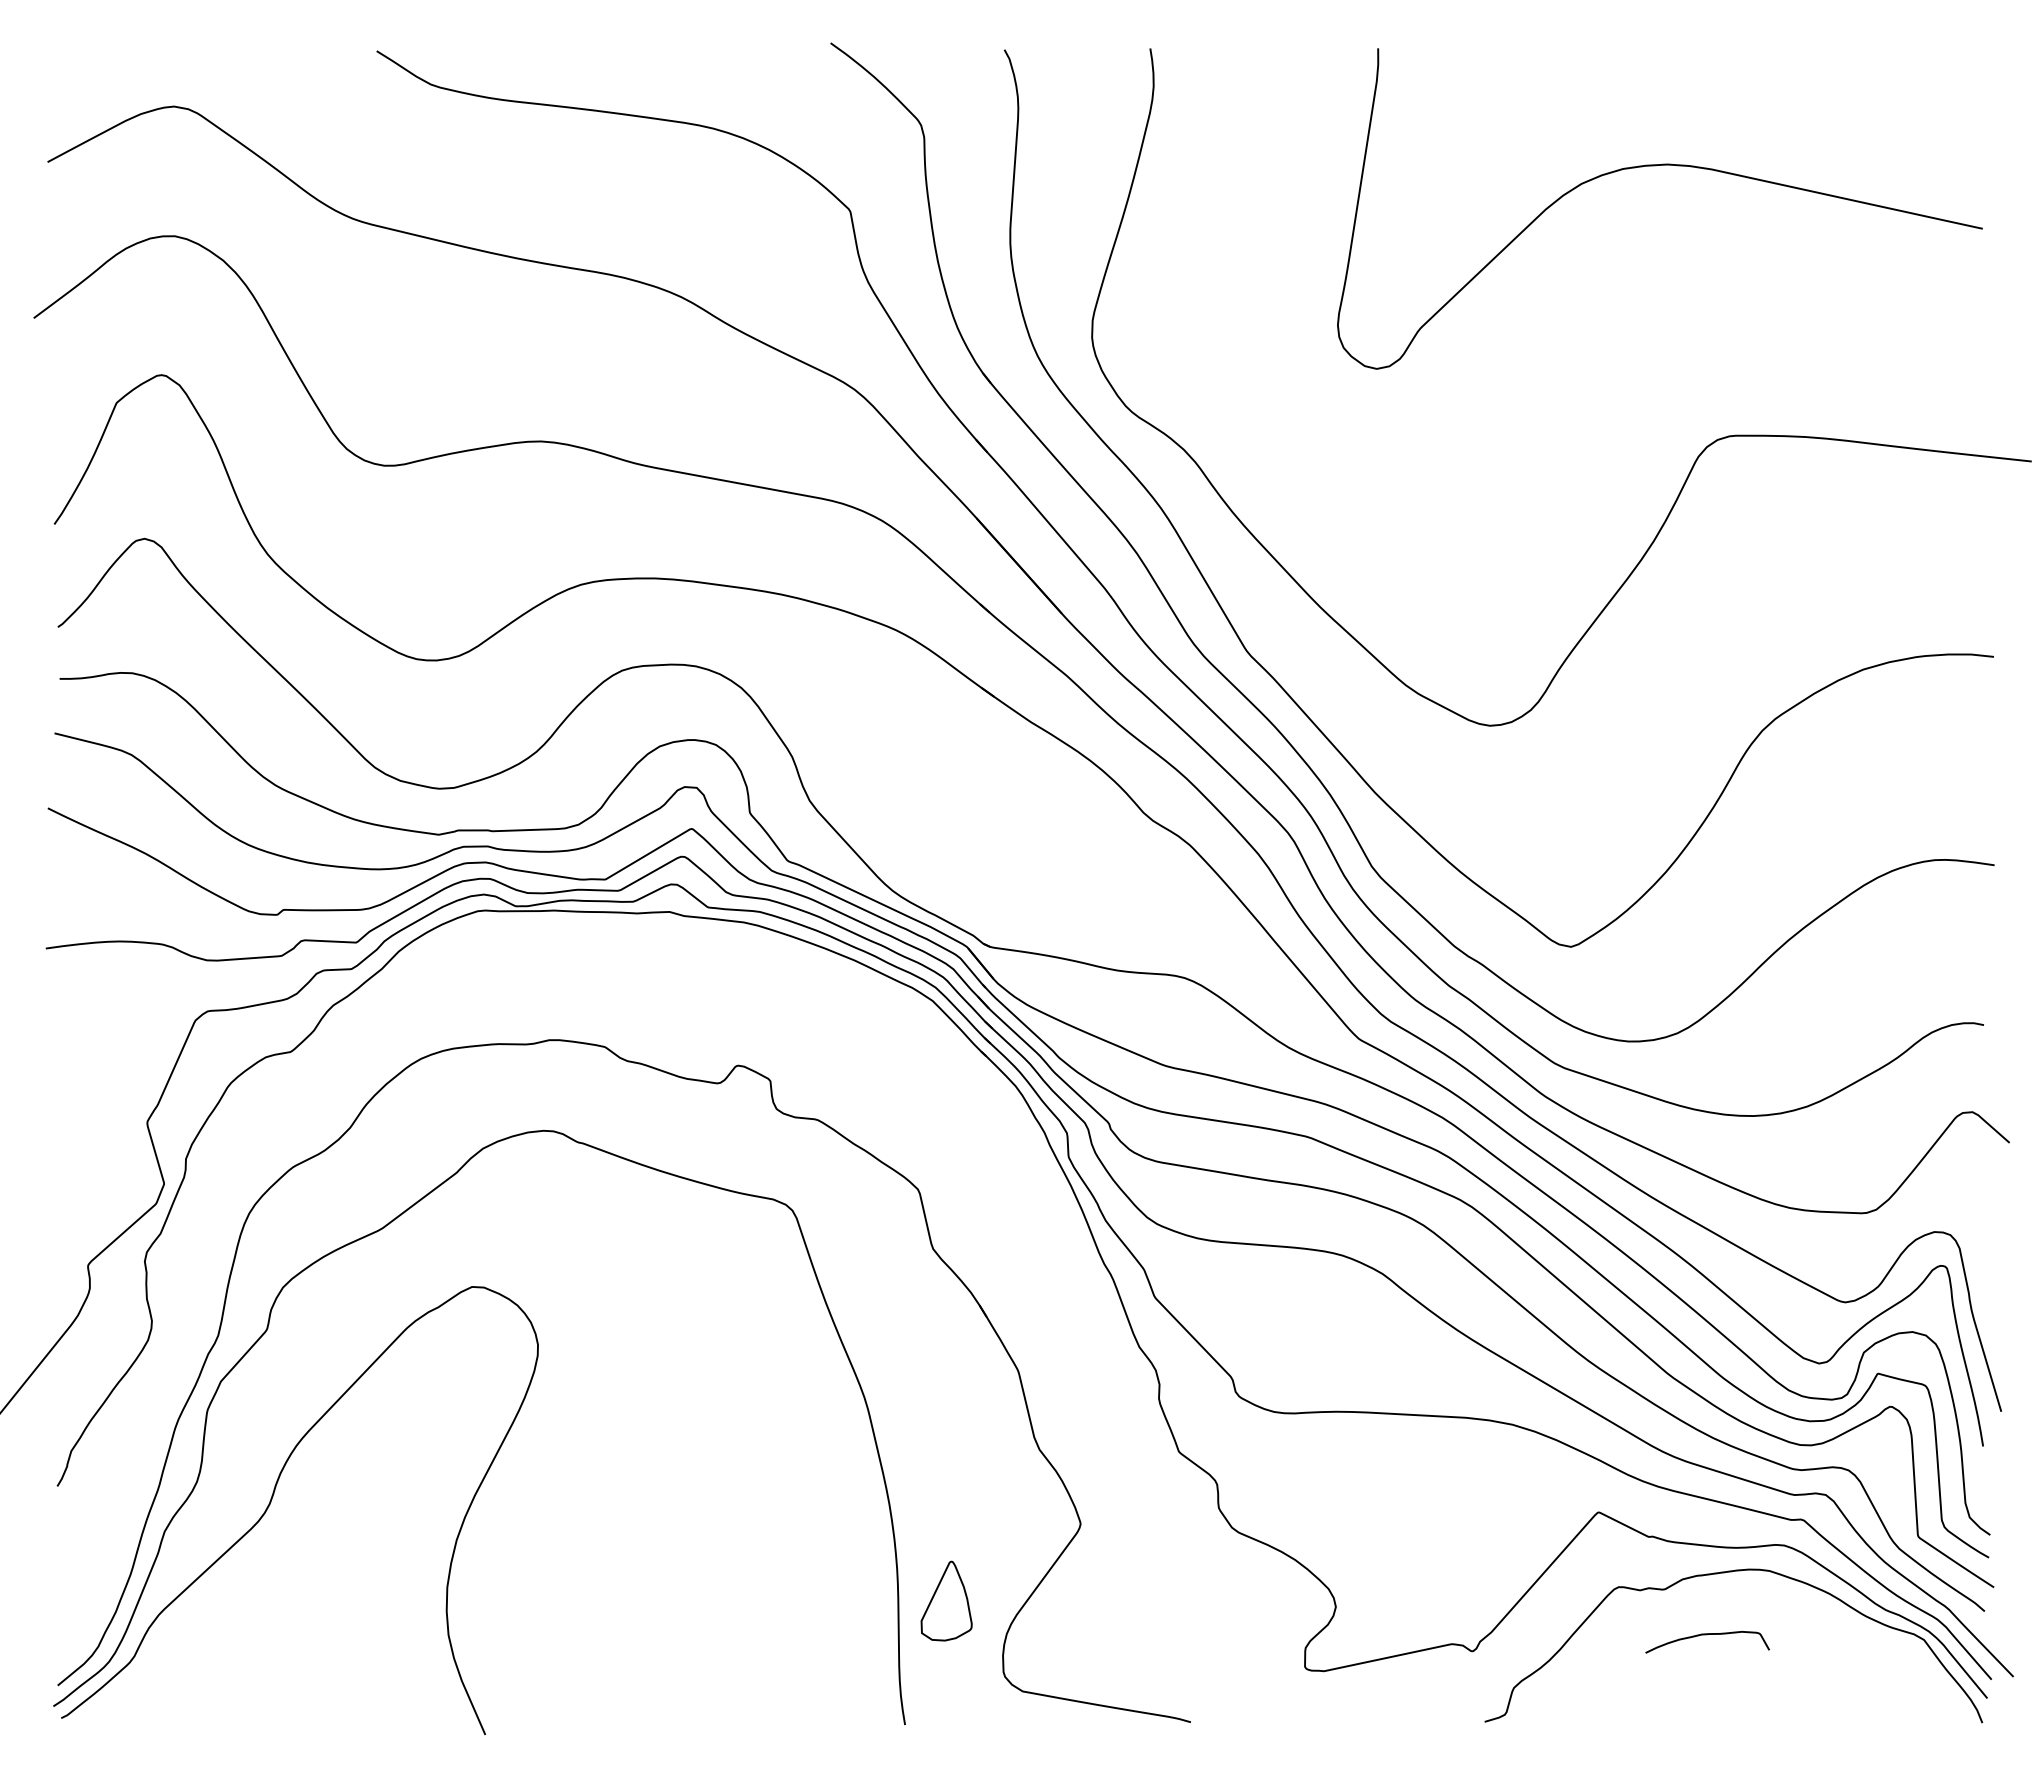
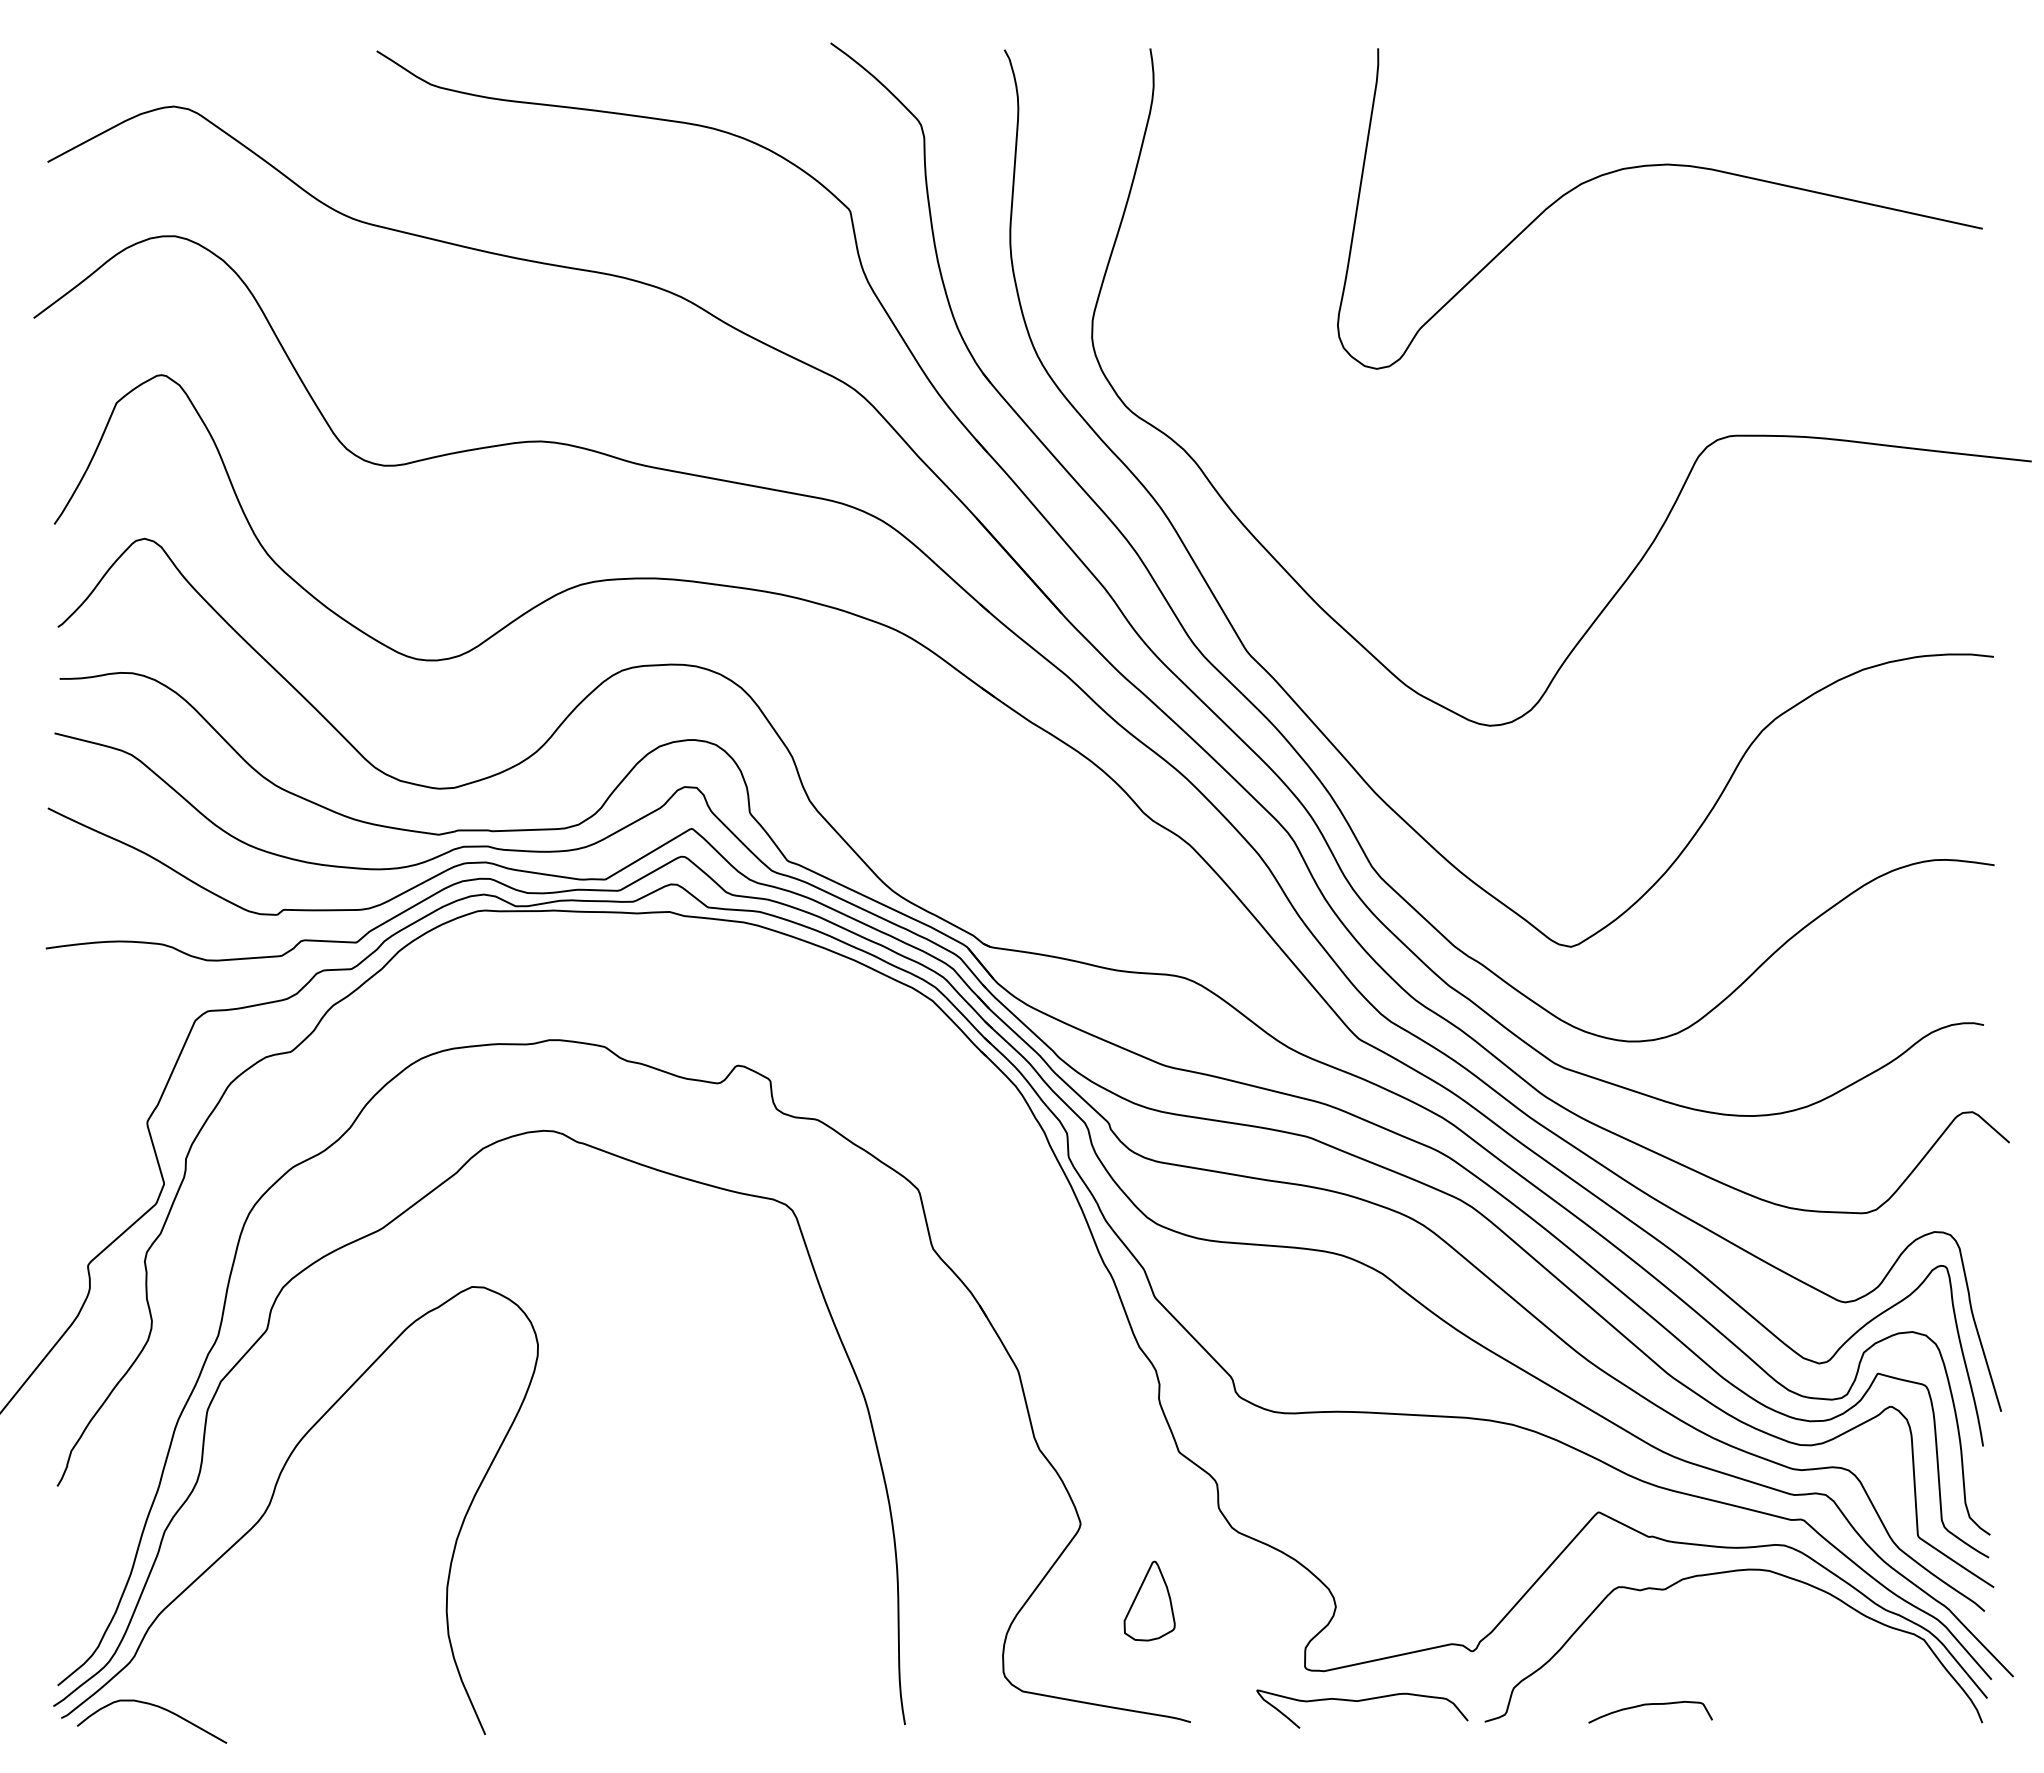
part position: (946, 1600) -> (1149, 1600) (1149, 1600)
curve position: (1707, 1635) -> (1650, 1705) (1650, 1705)
curve: none -> present (1362, 1701)
curve: none -> present (157, 1707)
